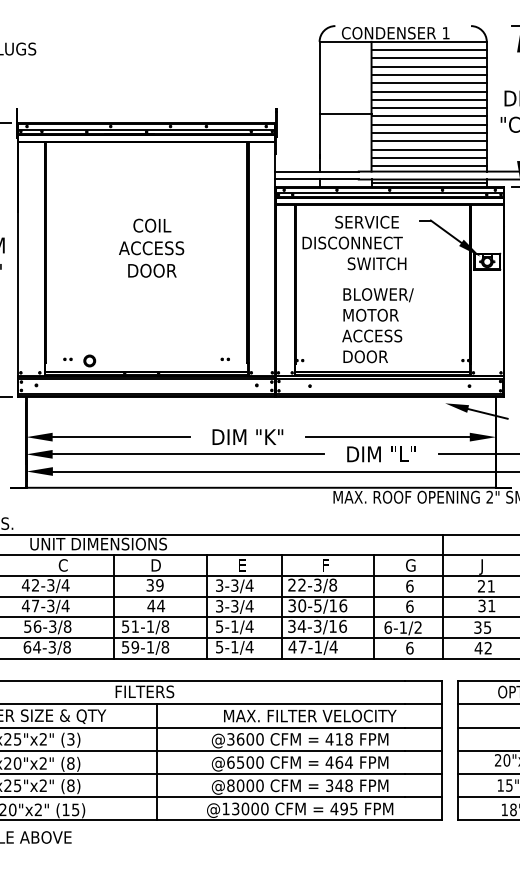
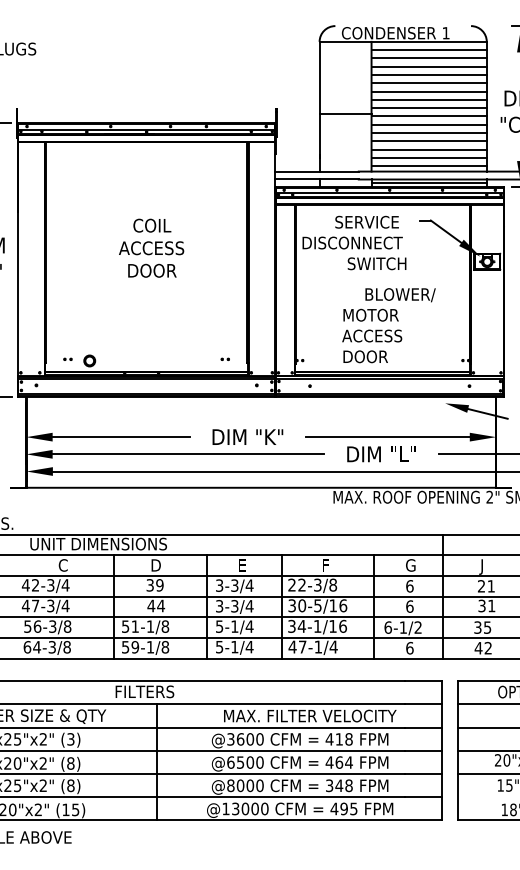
text position: (378, 295) -> (400, 295) (400, 295)
text: 34-3/16 -> 34-1/16 (317, 625)
line: present -> none (486, 797)
